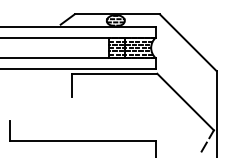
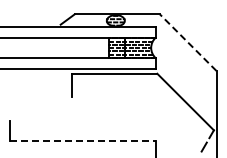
line: solid -> dashed (187, 42)
line: solid -> dashed (82, 140)
